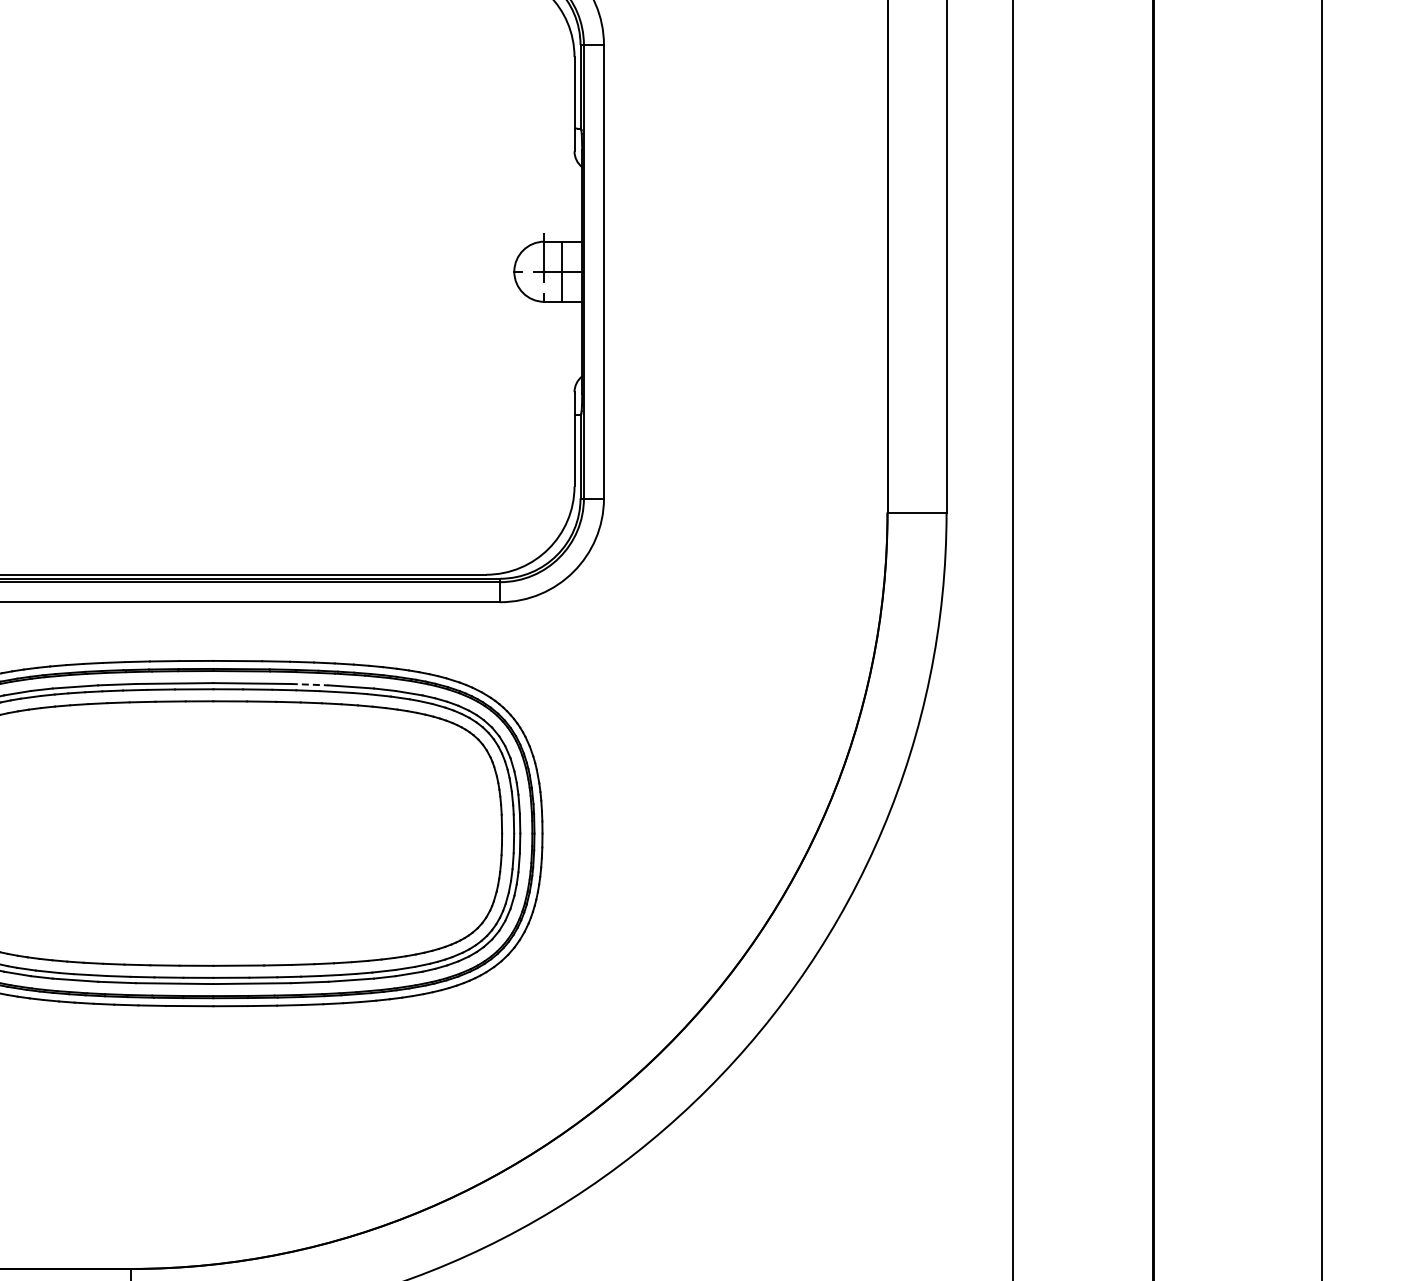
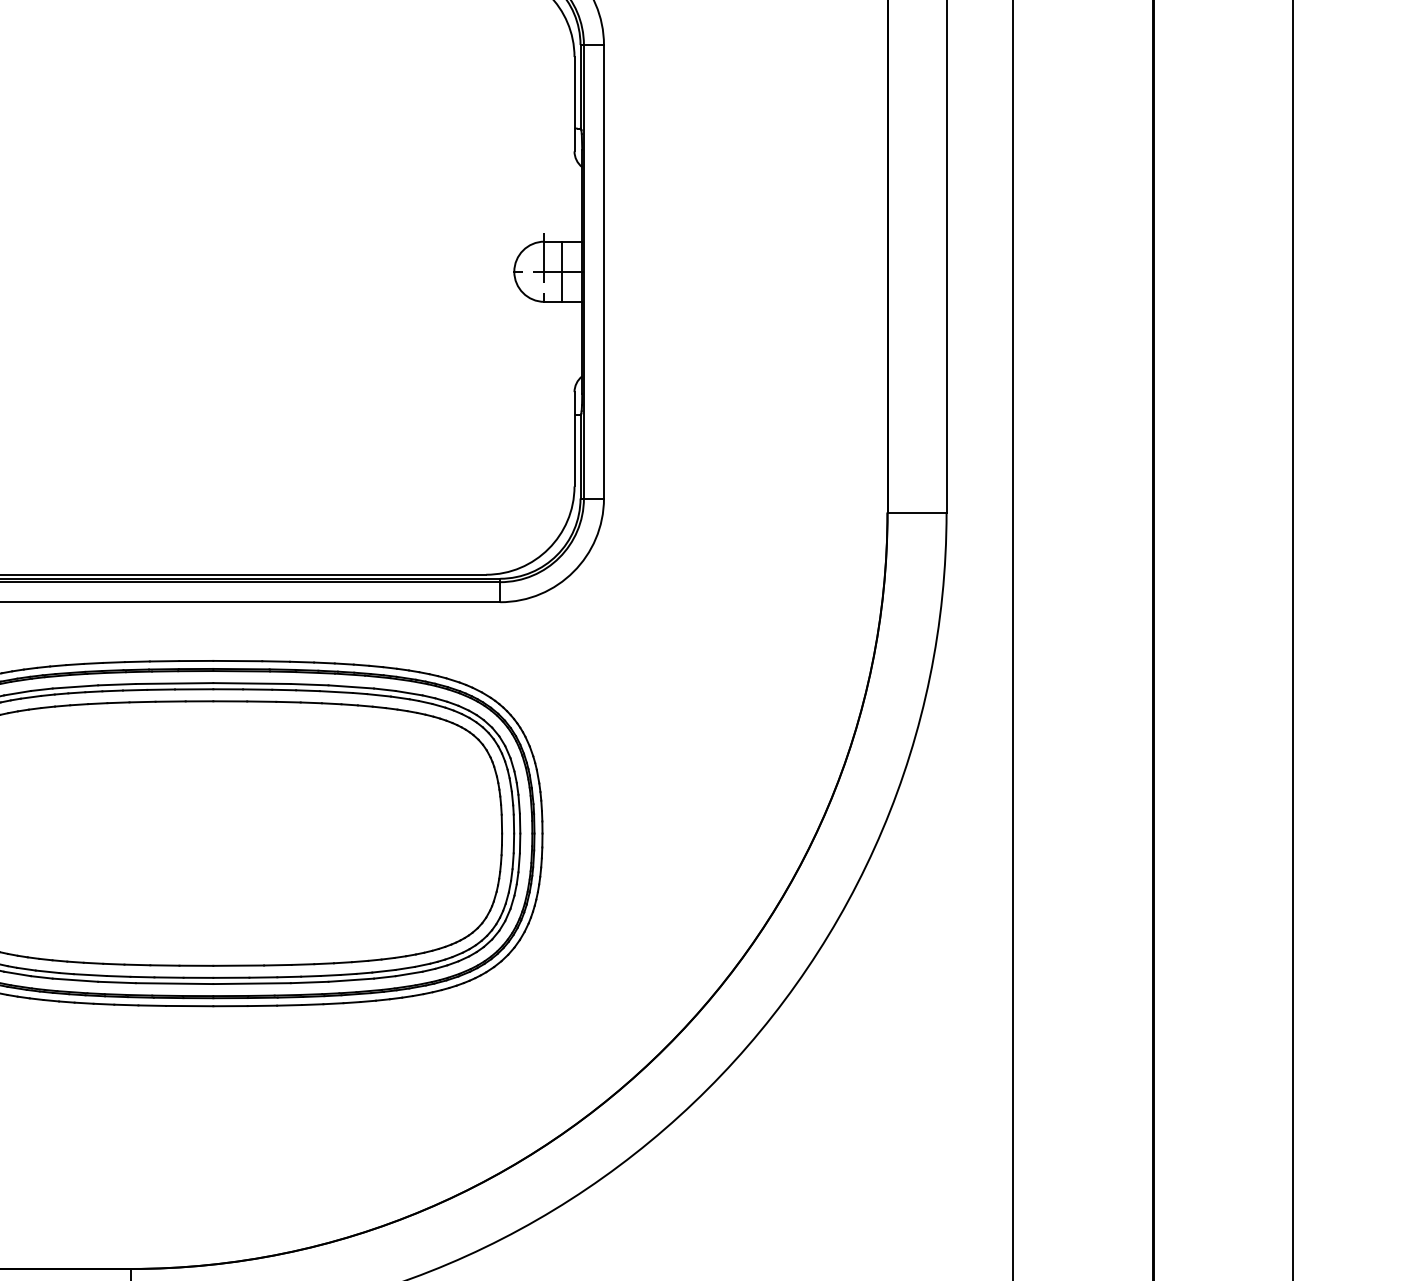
line position: (1321, 639) -> (1292, 639) (1292, 639)
line: dashed -> solid (309, 684)
